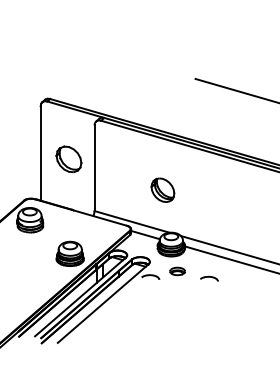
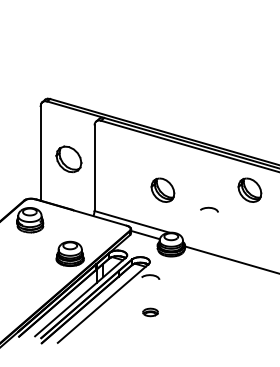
line: present -> none (235, 90)
part: none -> present (249, 189)
line: present -> none (228, 249)
part position: (177, 271) -> (150, 312) (150, 312)
curve position: (209, 277) -> (209, 208) (209, 208)
